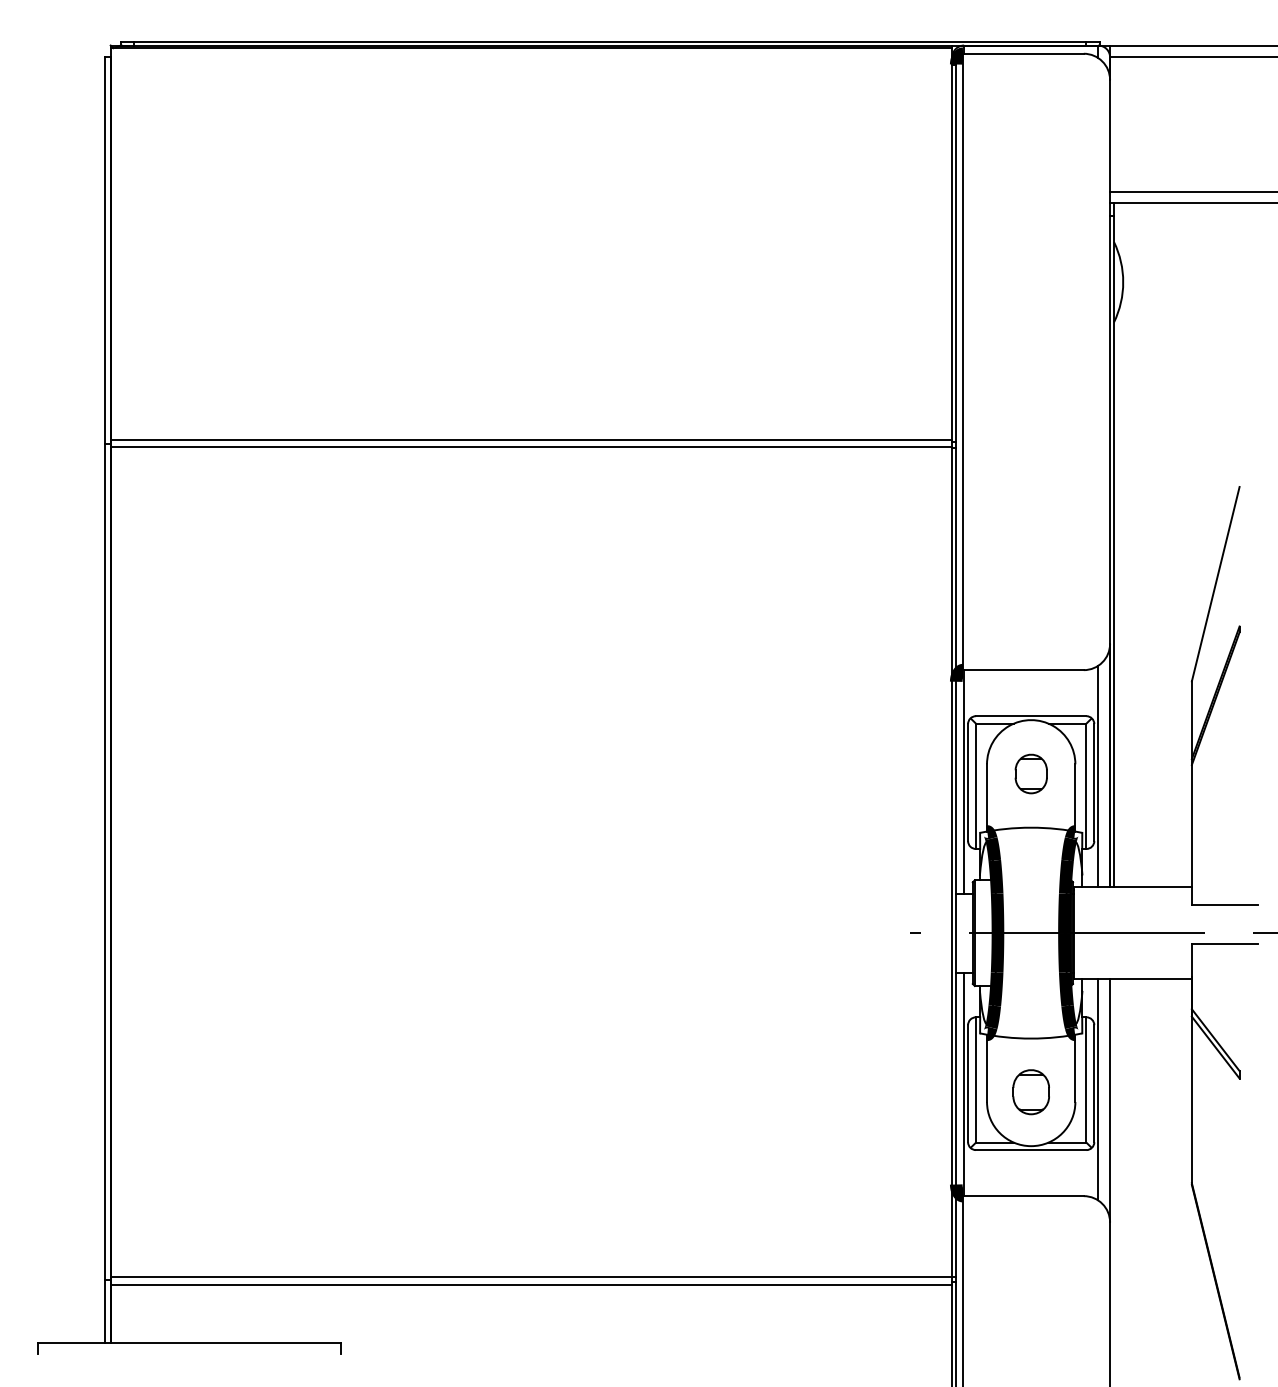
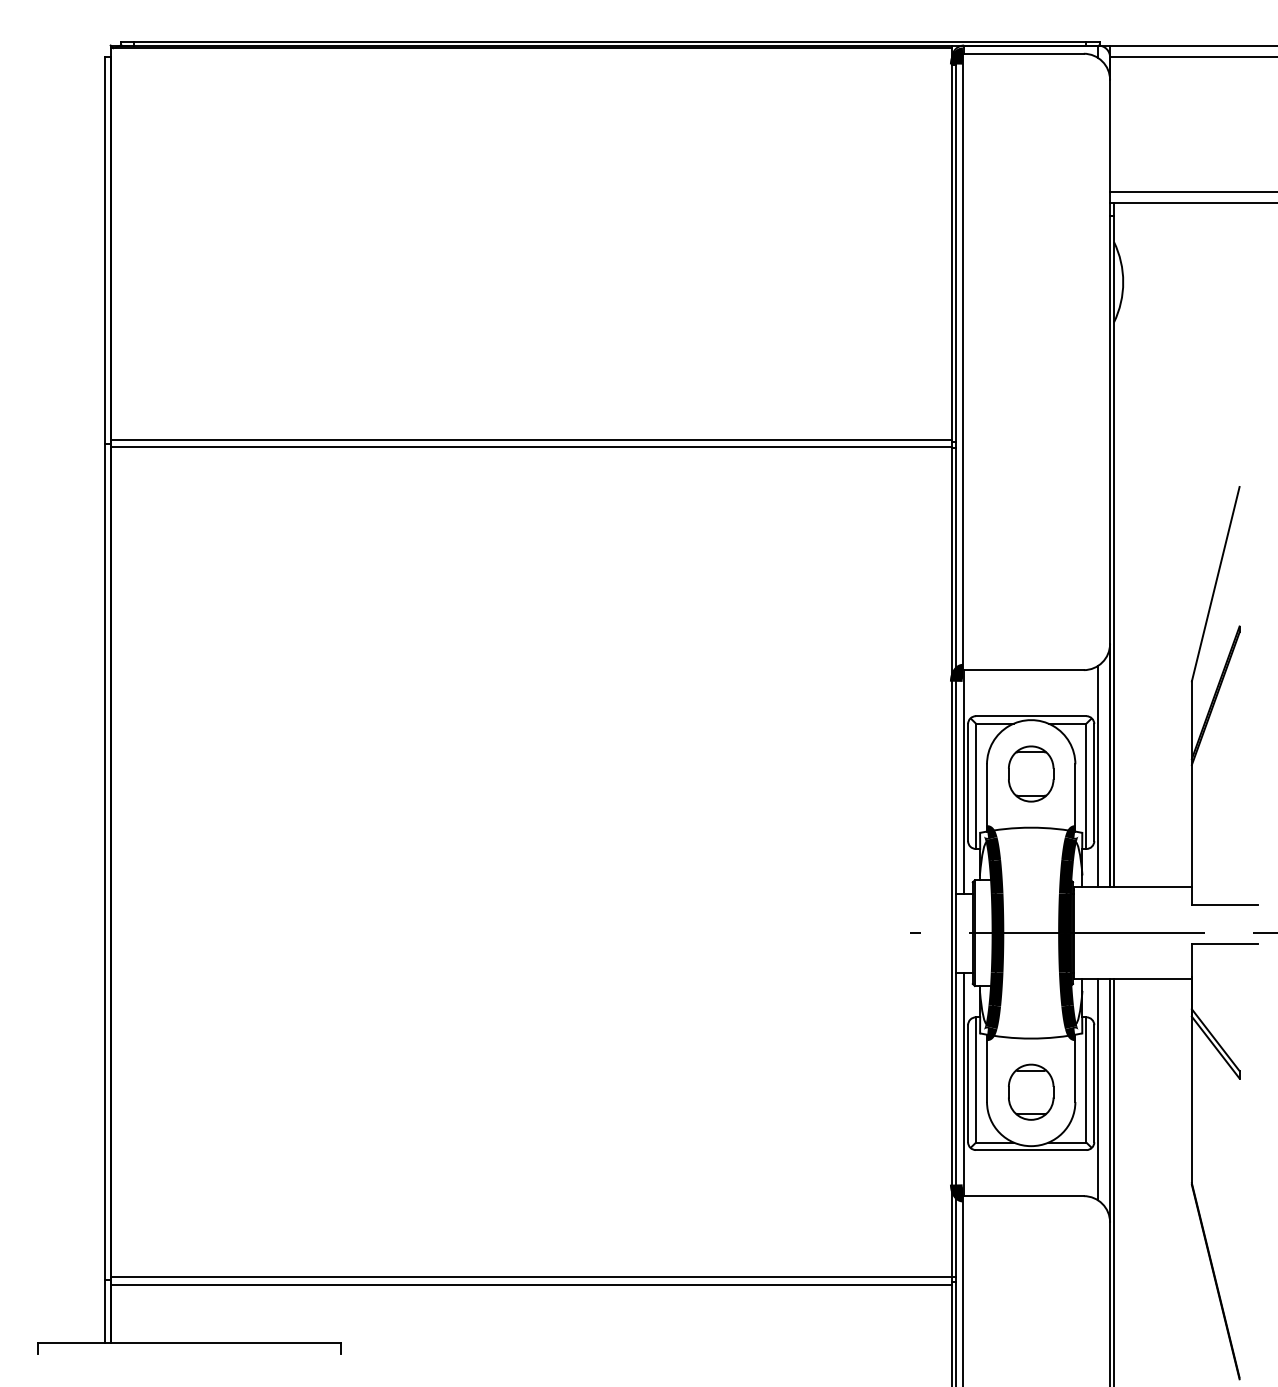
part size: 34x42 px -> 47x58 px (1031, 773)
part size: 38x47 px -> 47x58 px (1031, 1091)
line: none -> present (1114, 1181)
